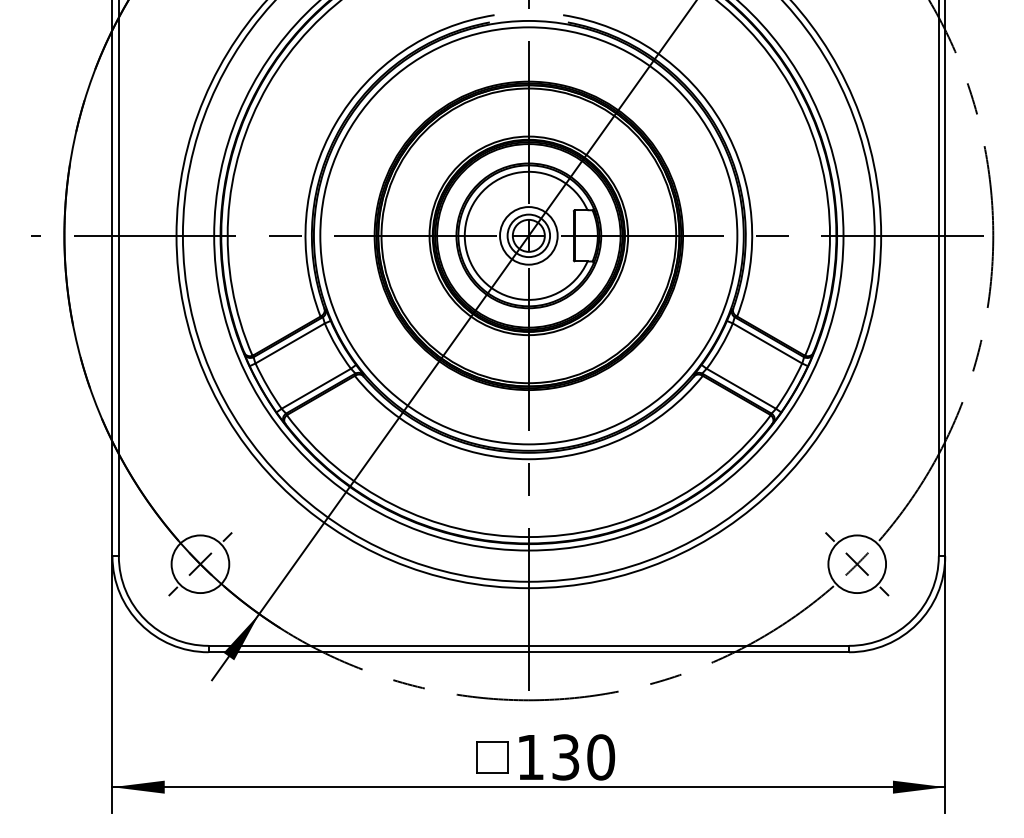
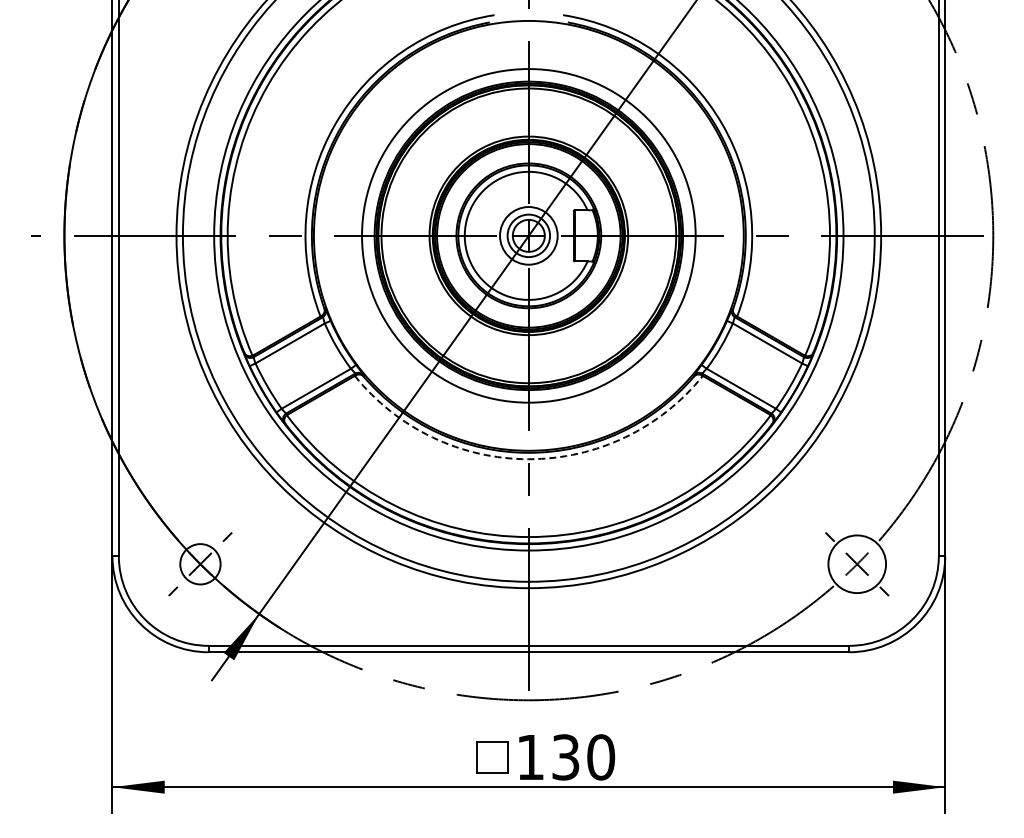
circle diameter: 417 px -> 334 px (528, 235)
arc: solid -> dashed (528, 459)
circle diameter: 58 px -> 40 px (200, 564)
